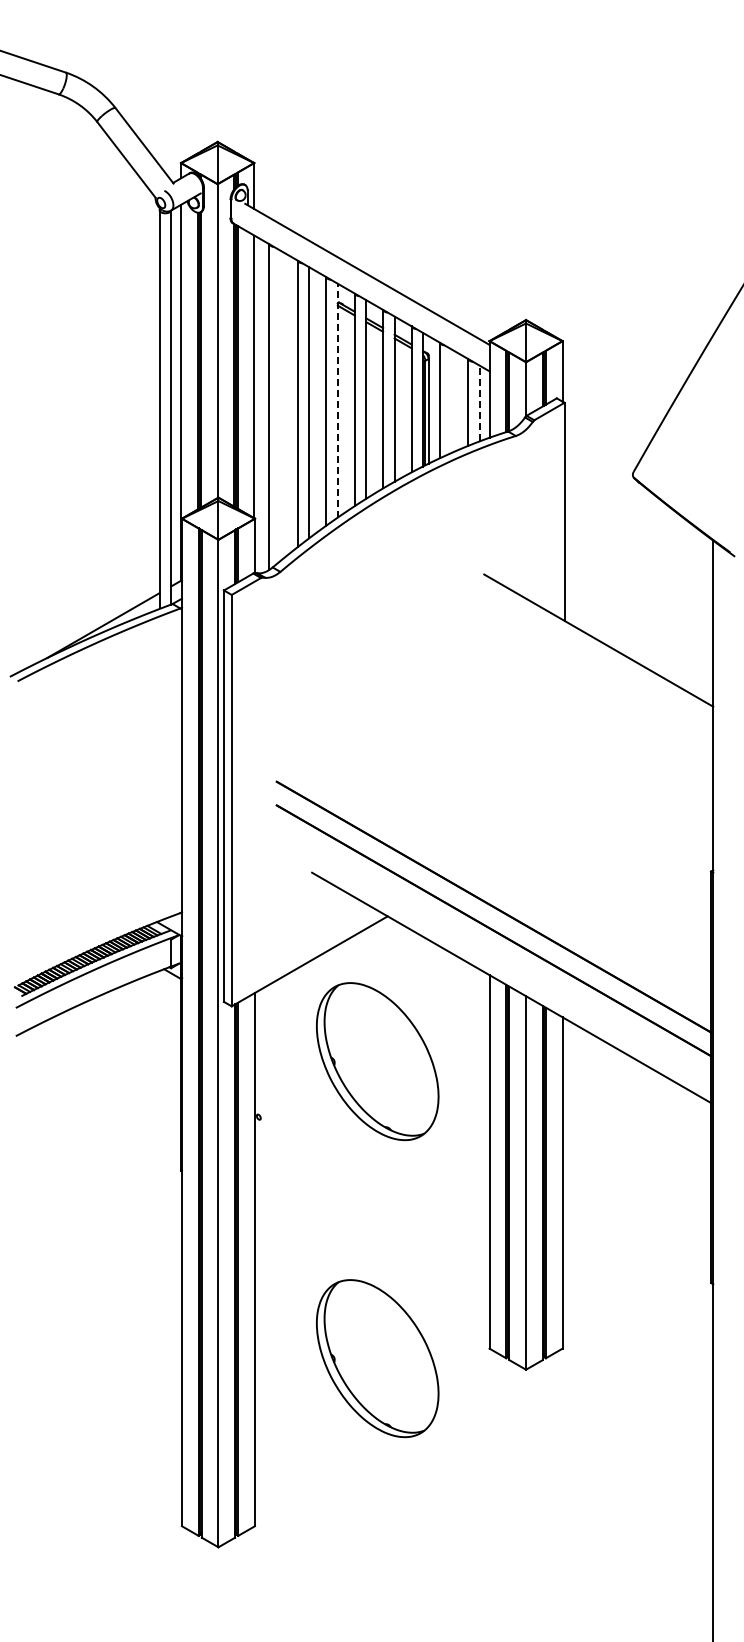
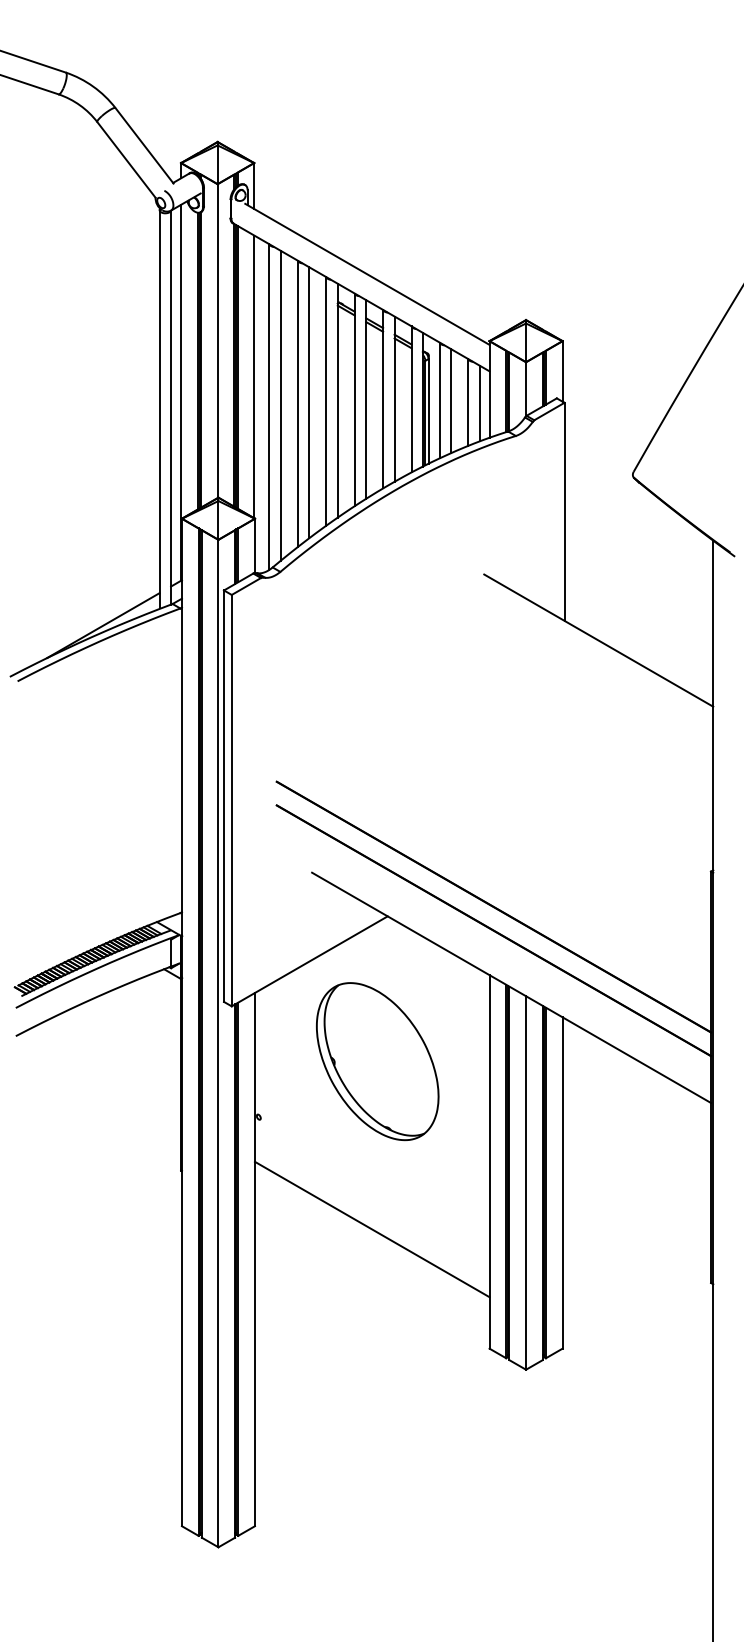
line: dashed -> solid (337, 400)
line: none -> present (451, 401)
line: dashed -> solid (479, 403)
line: none -> present (280, 405)
line: none -> present (371, 1229)
part: present -> none (377, 1358)
